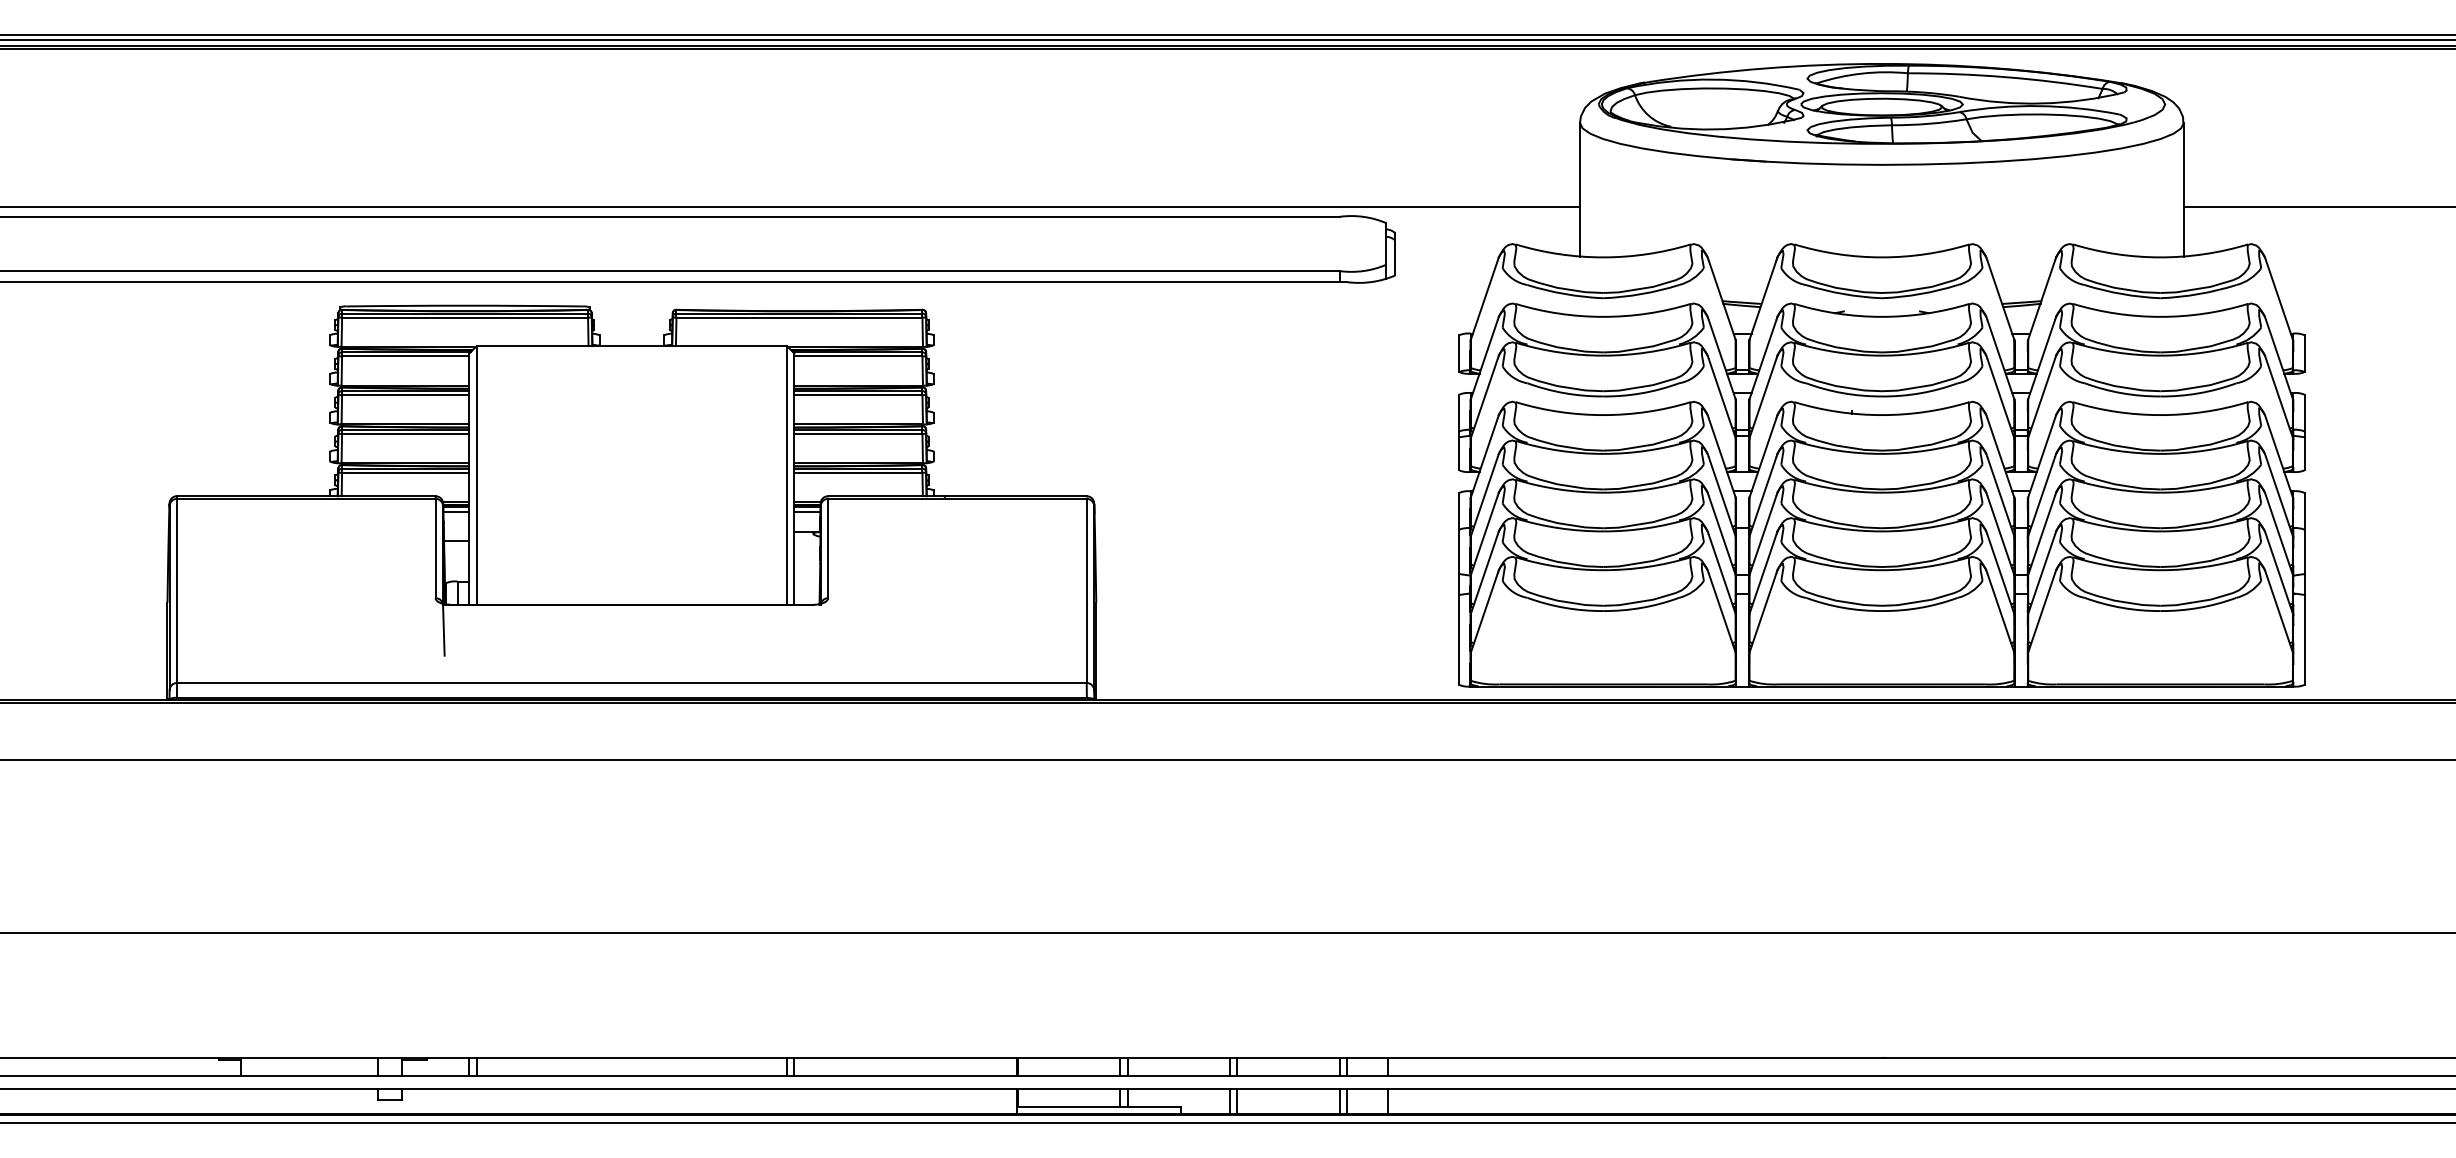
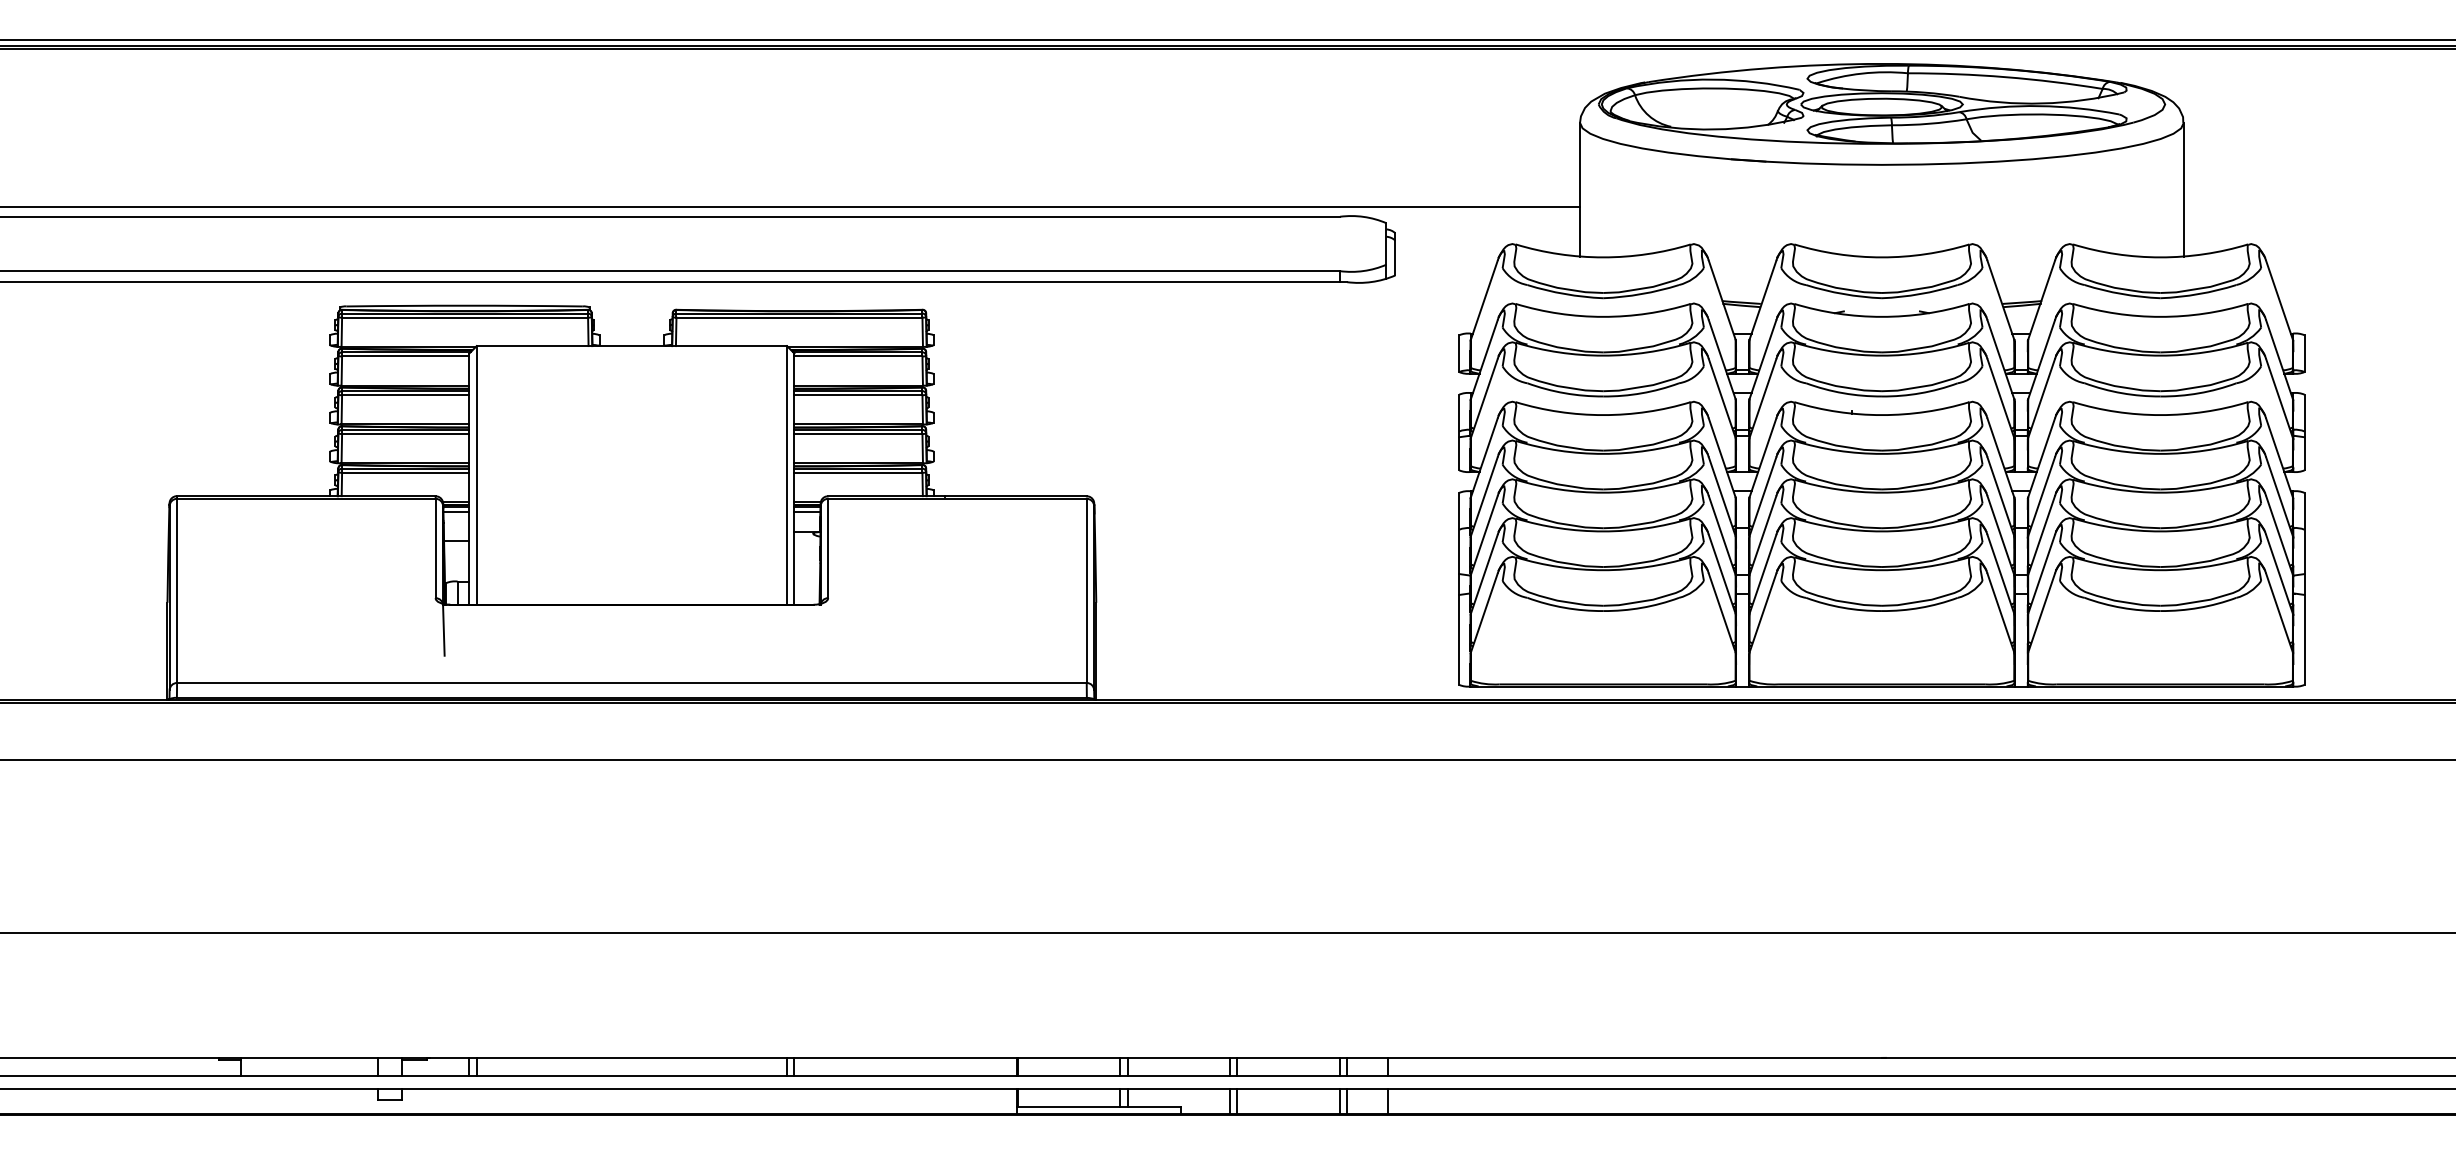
line: present -> none (1227, 34)
line: present -> none (2317, 206)
line: present -> none (1227, 1123)
